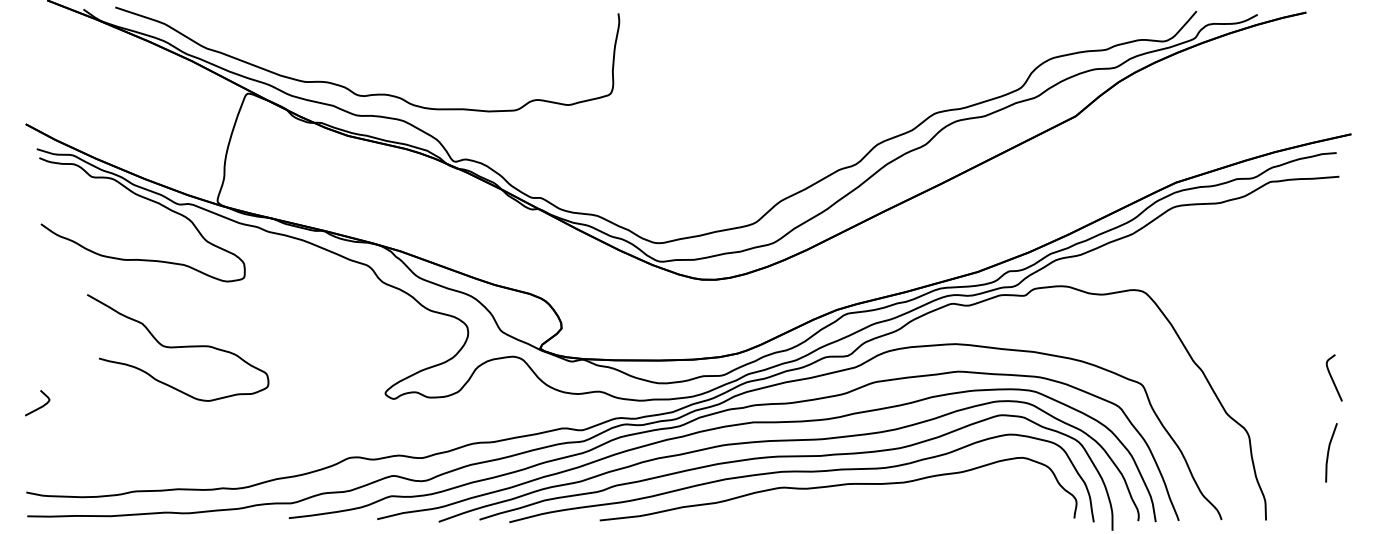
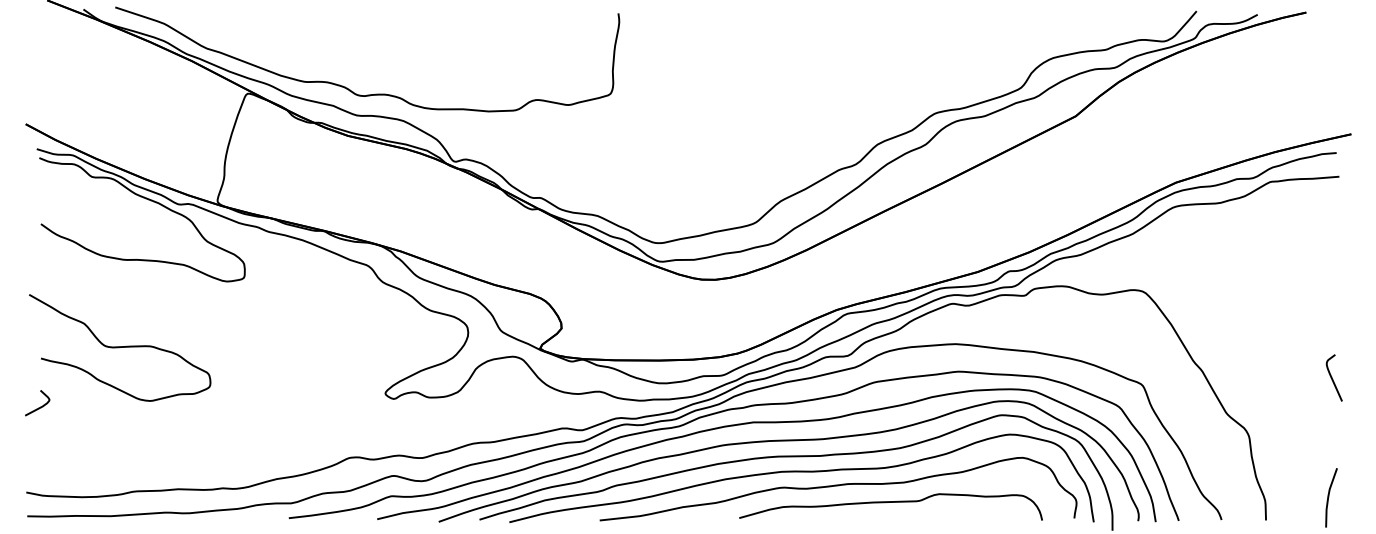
curve position: (178, 347) -> (120, 347) (120, 347)
line position: (1329, 452) -> (1329, 497) (1329, 497)
curve: none -> present (890, 502)
